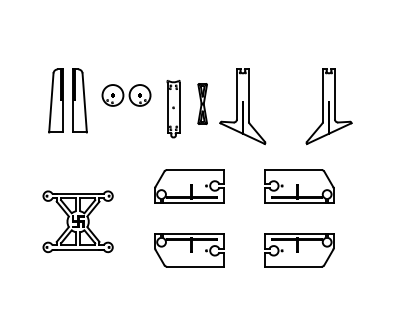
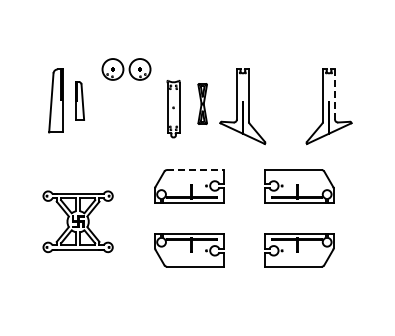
line: solid -> dashed (335, 94)
part position: (126, 95) -> (126, 69) (126, 69)
part size: 16x66 px -> 10x40 px (79, 100)
line: solid -> dashed (195, 170)
